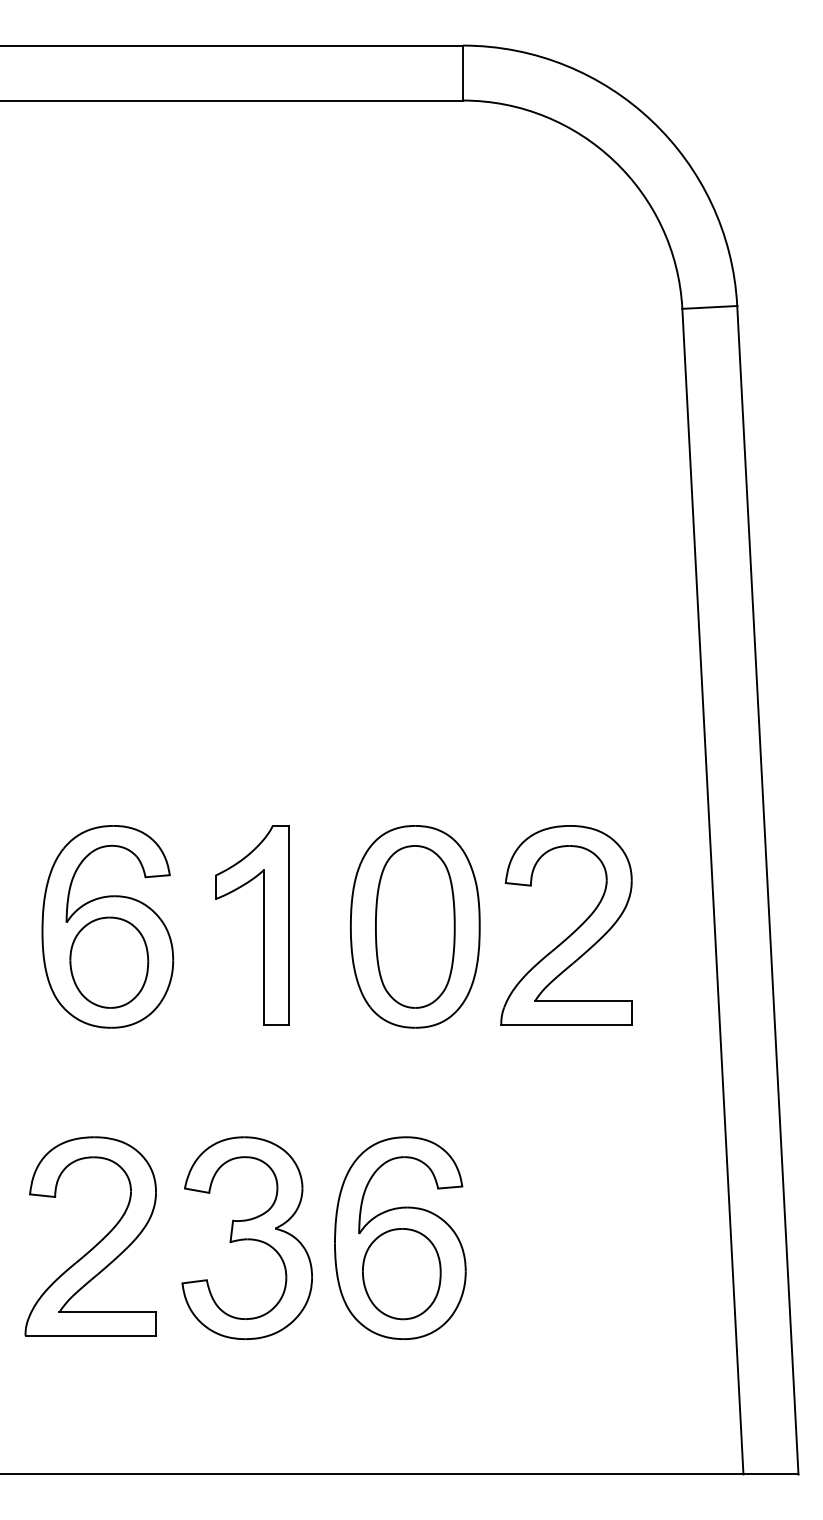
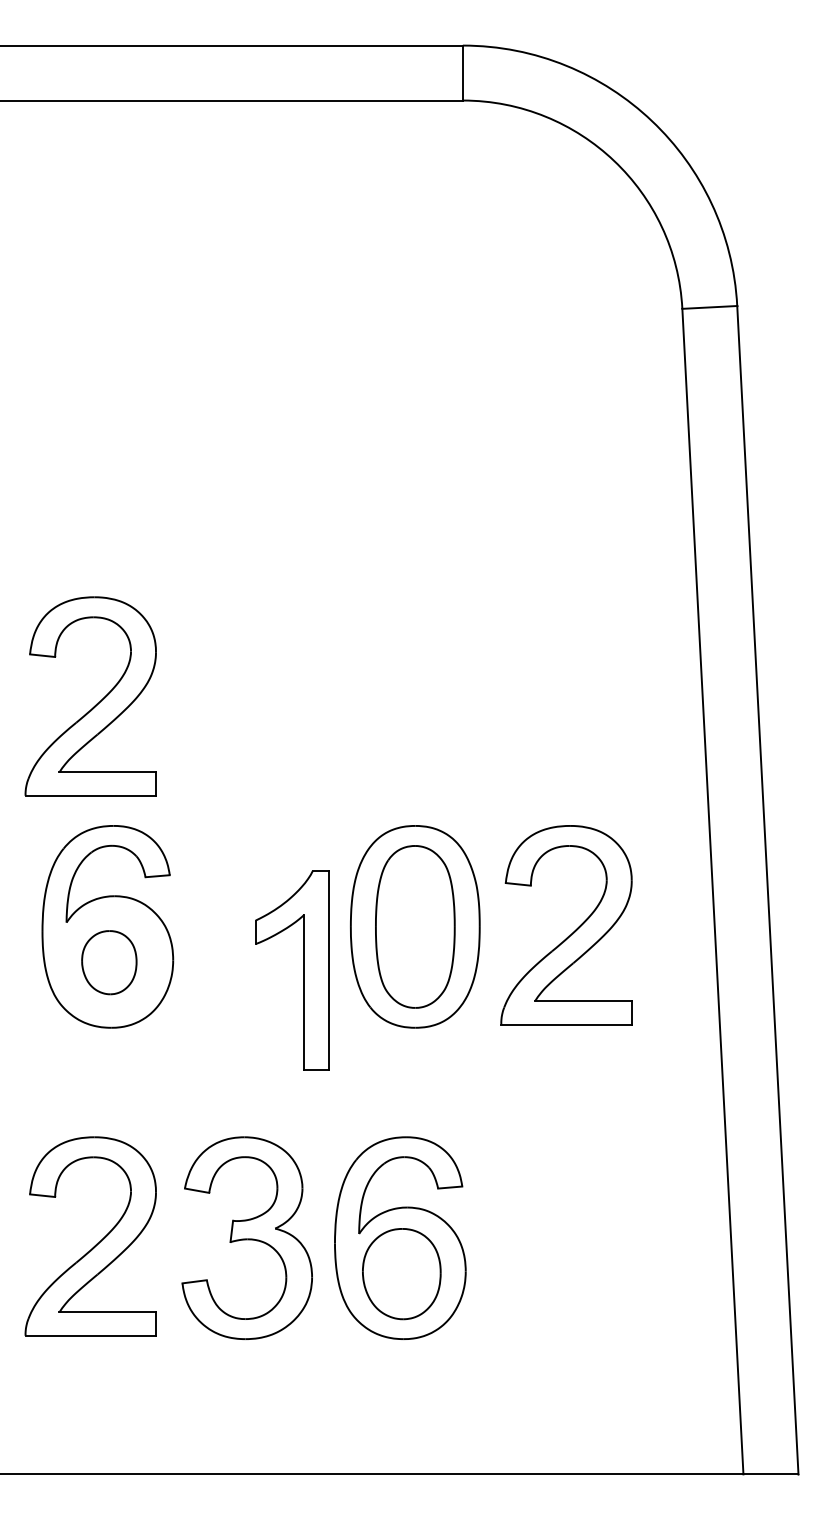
part: none -> present (96, 703)
part position: (263, 925) -> (303, 970) (303, 970)
part size: 81x93 px -> 57x66 px (109, 962)
